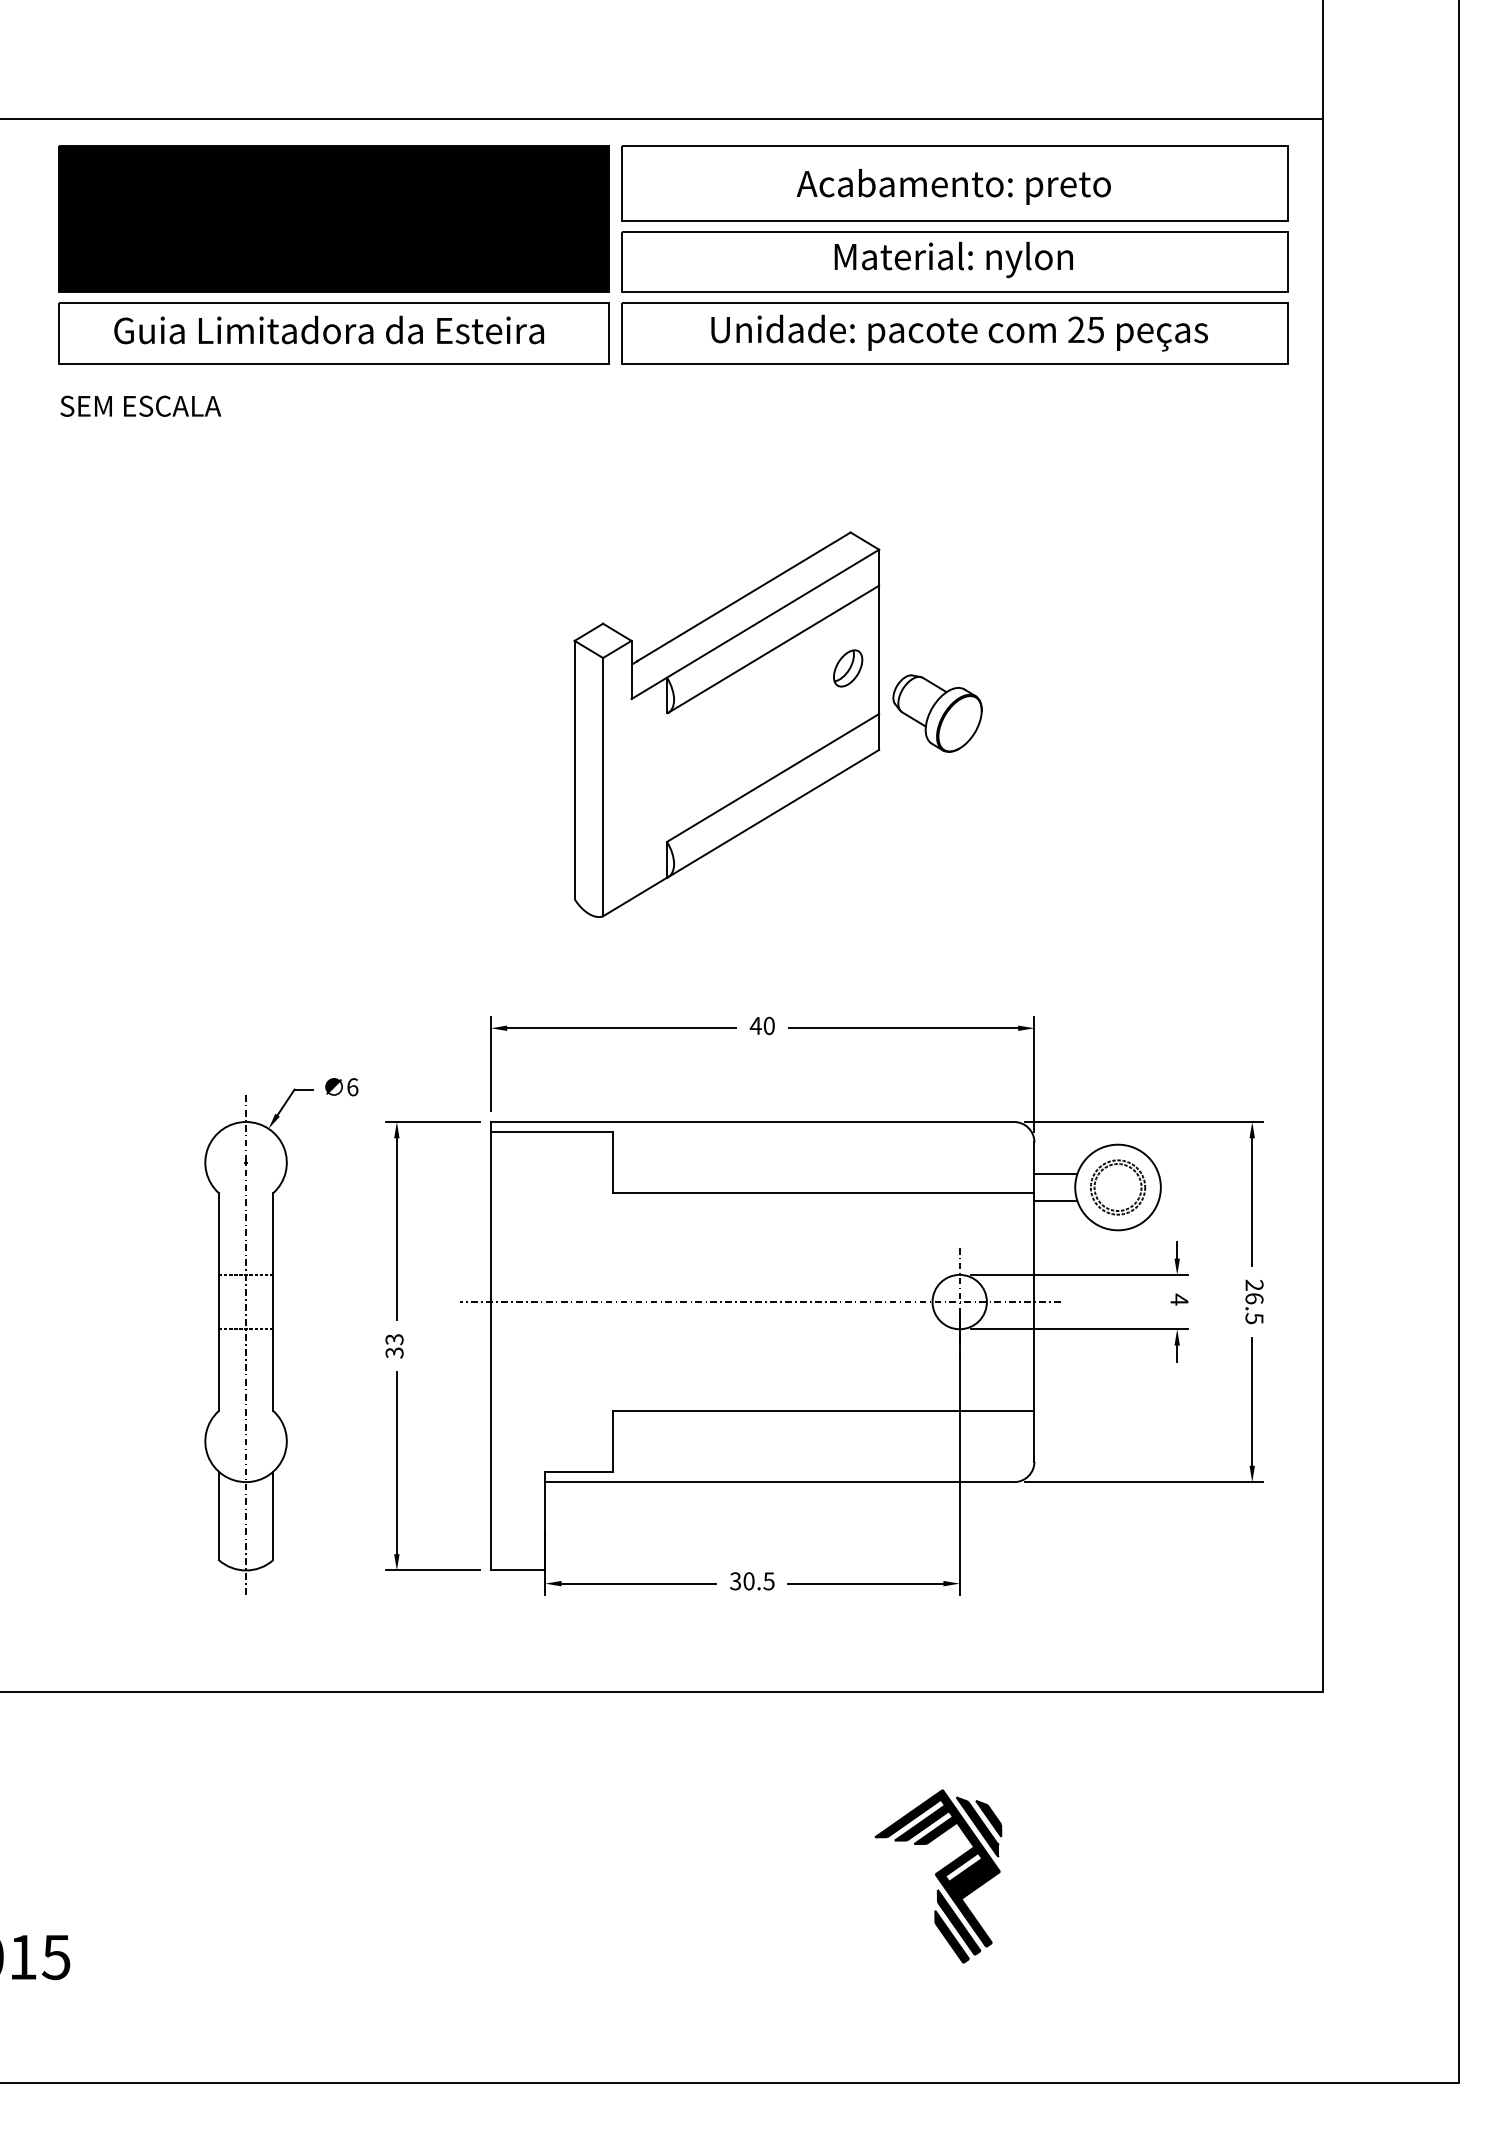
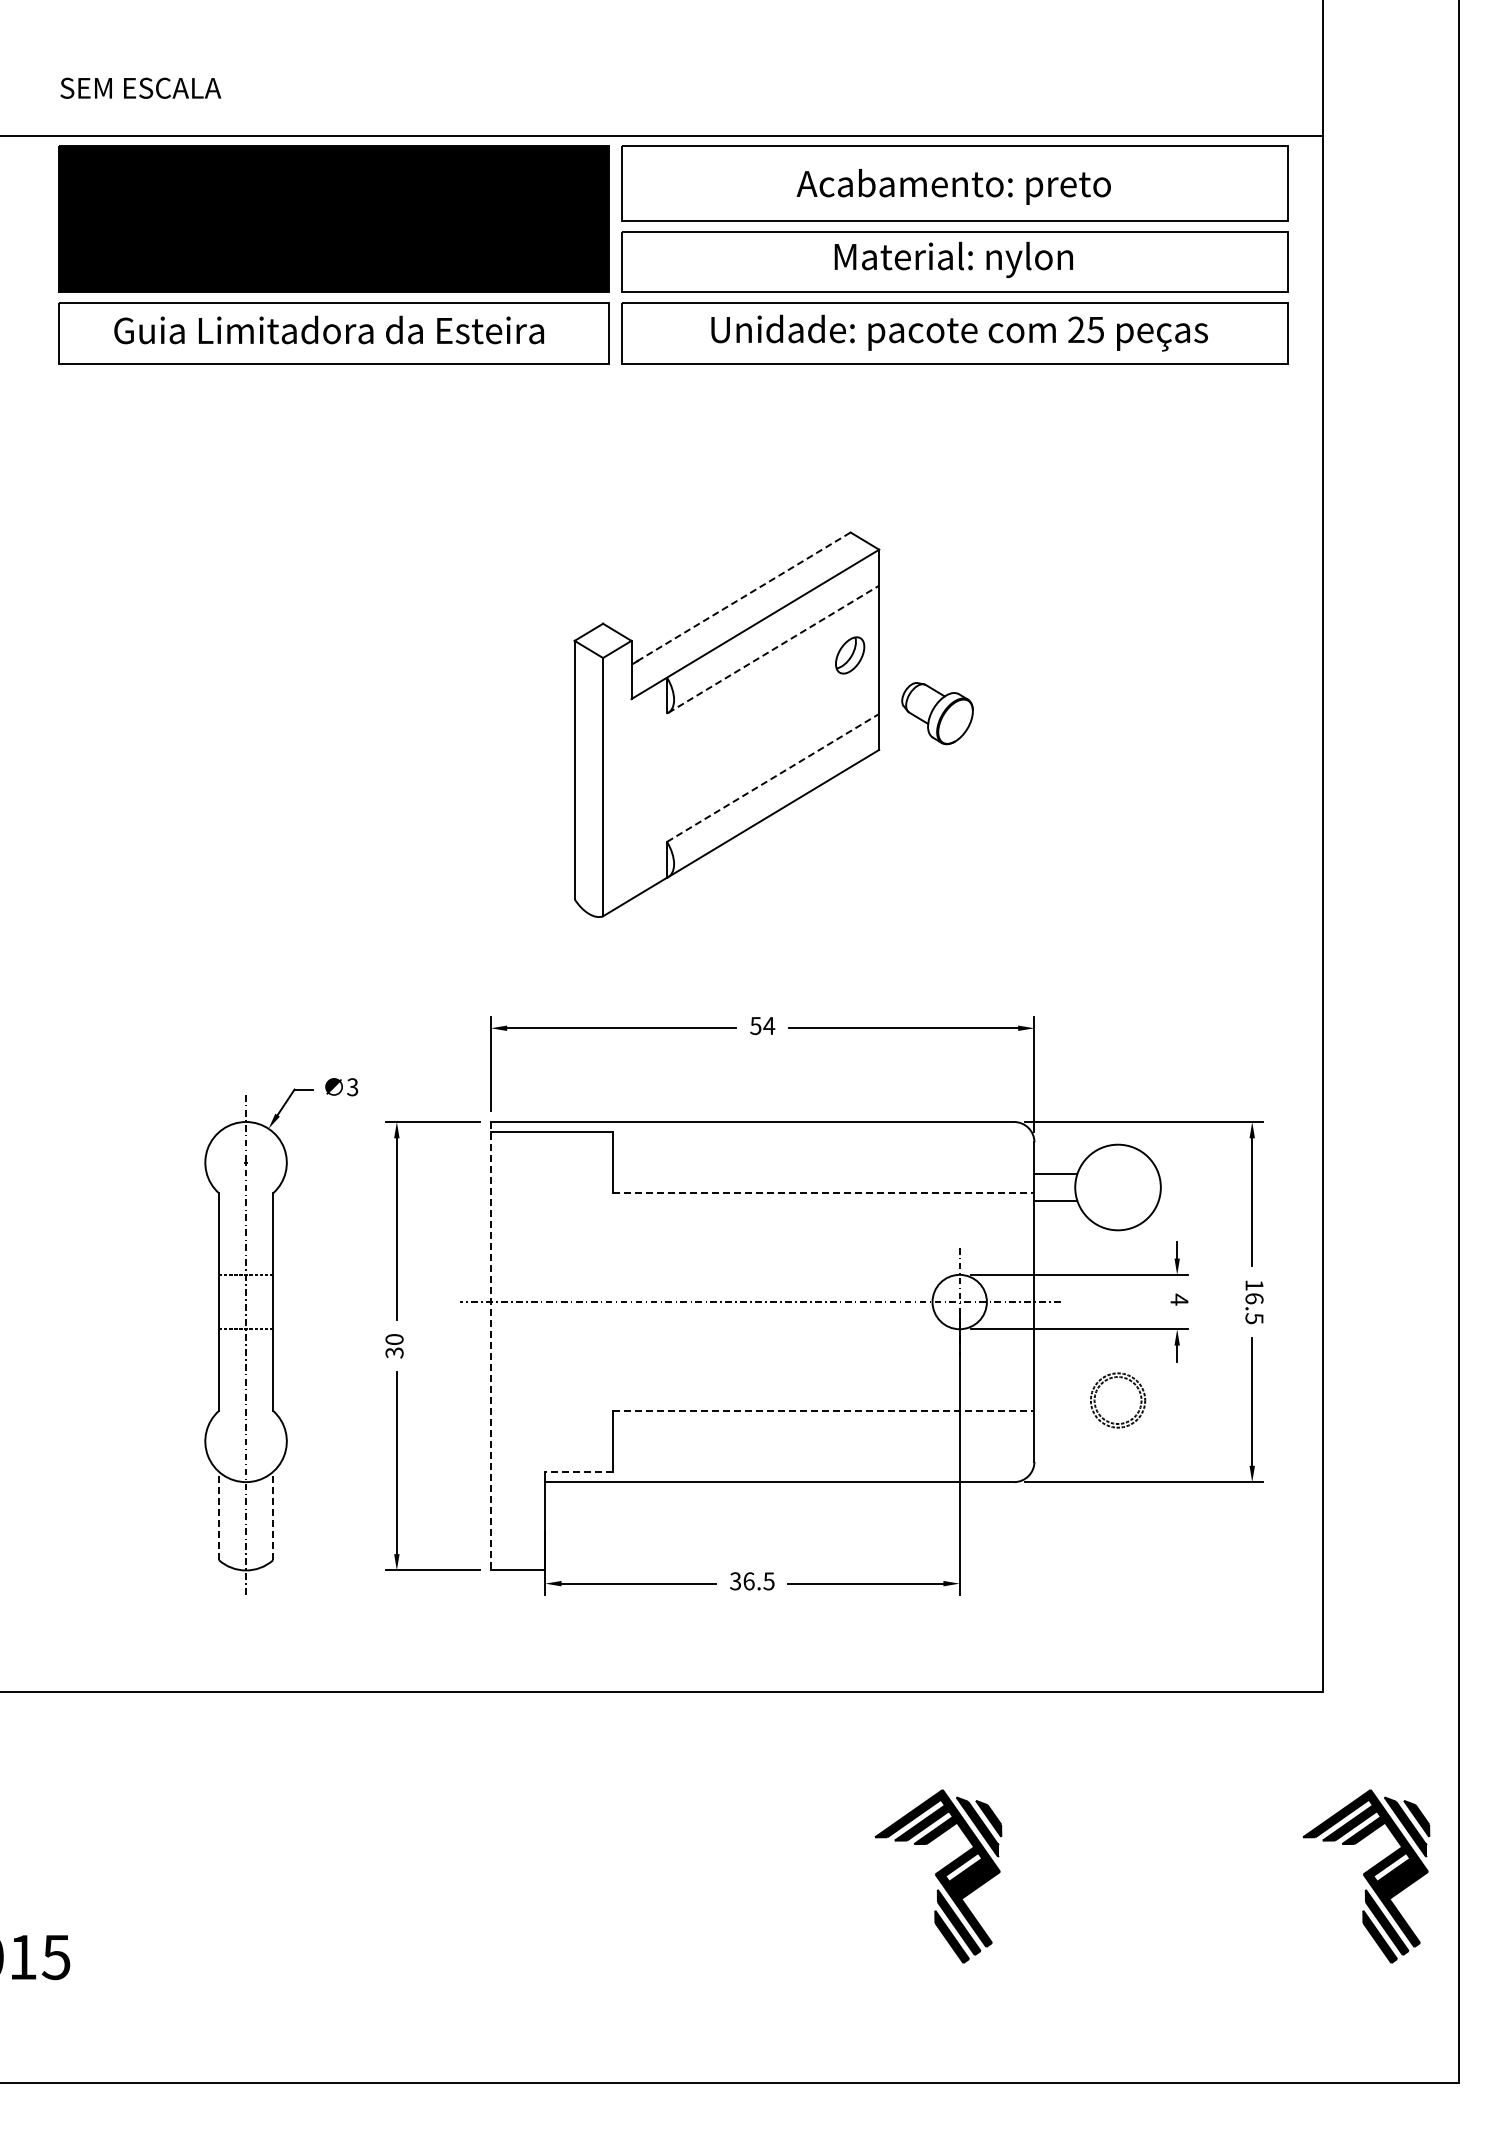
line position: (662, 118) -> (662, 135) (662, 135)
text position: (140, 405) -> (140, 87) (140, 87)
line: solid -> dashed (743, 596)
line: solid -> dashed (774, 648)
part position: (848, 668) -> (850, 655) (850, 655)
part size: 91x79 px -> 73x64 px (937, 713)
line: solid -> dashed (773, 777)
text: 40 -> 54 (762, 1025)
text: 6 -> 3 (352, 1087)
line: solid -> dashed (823, 1193)
part position: (1139, 1193) -> (1139, 1406) (1139, 1406)
text: 26.5 -> 16.5 (1254, 1284)
text: 33 -> 30 (394, 1339)
line: solid -> dashed (490, 1346)
line: solid -> dashed (823, 1410)
line: solid -> dashed (579, 1471)
line: solid -> dashed (218, 1515)
line: solid -> dashed (273, 1515)
text: 30.5 -> 36.5 (748, 1581)
part: none -> present (1366, 1876)
